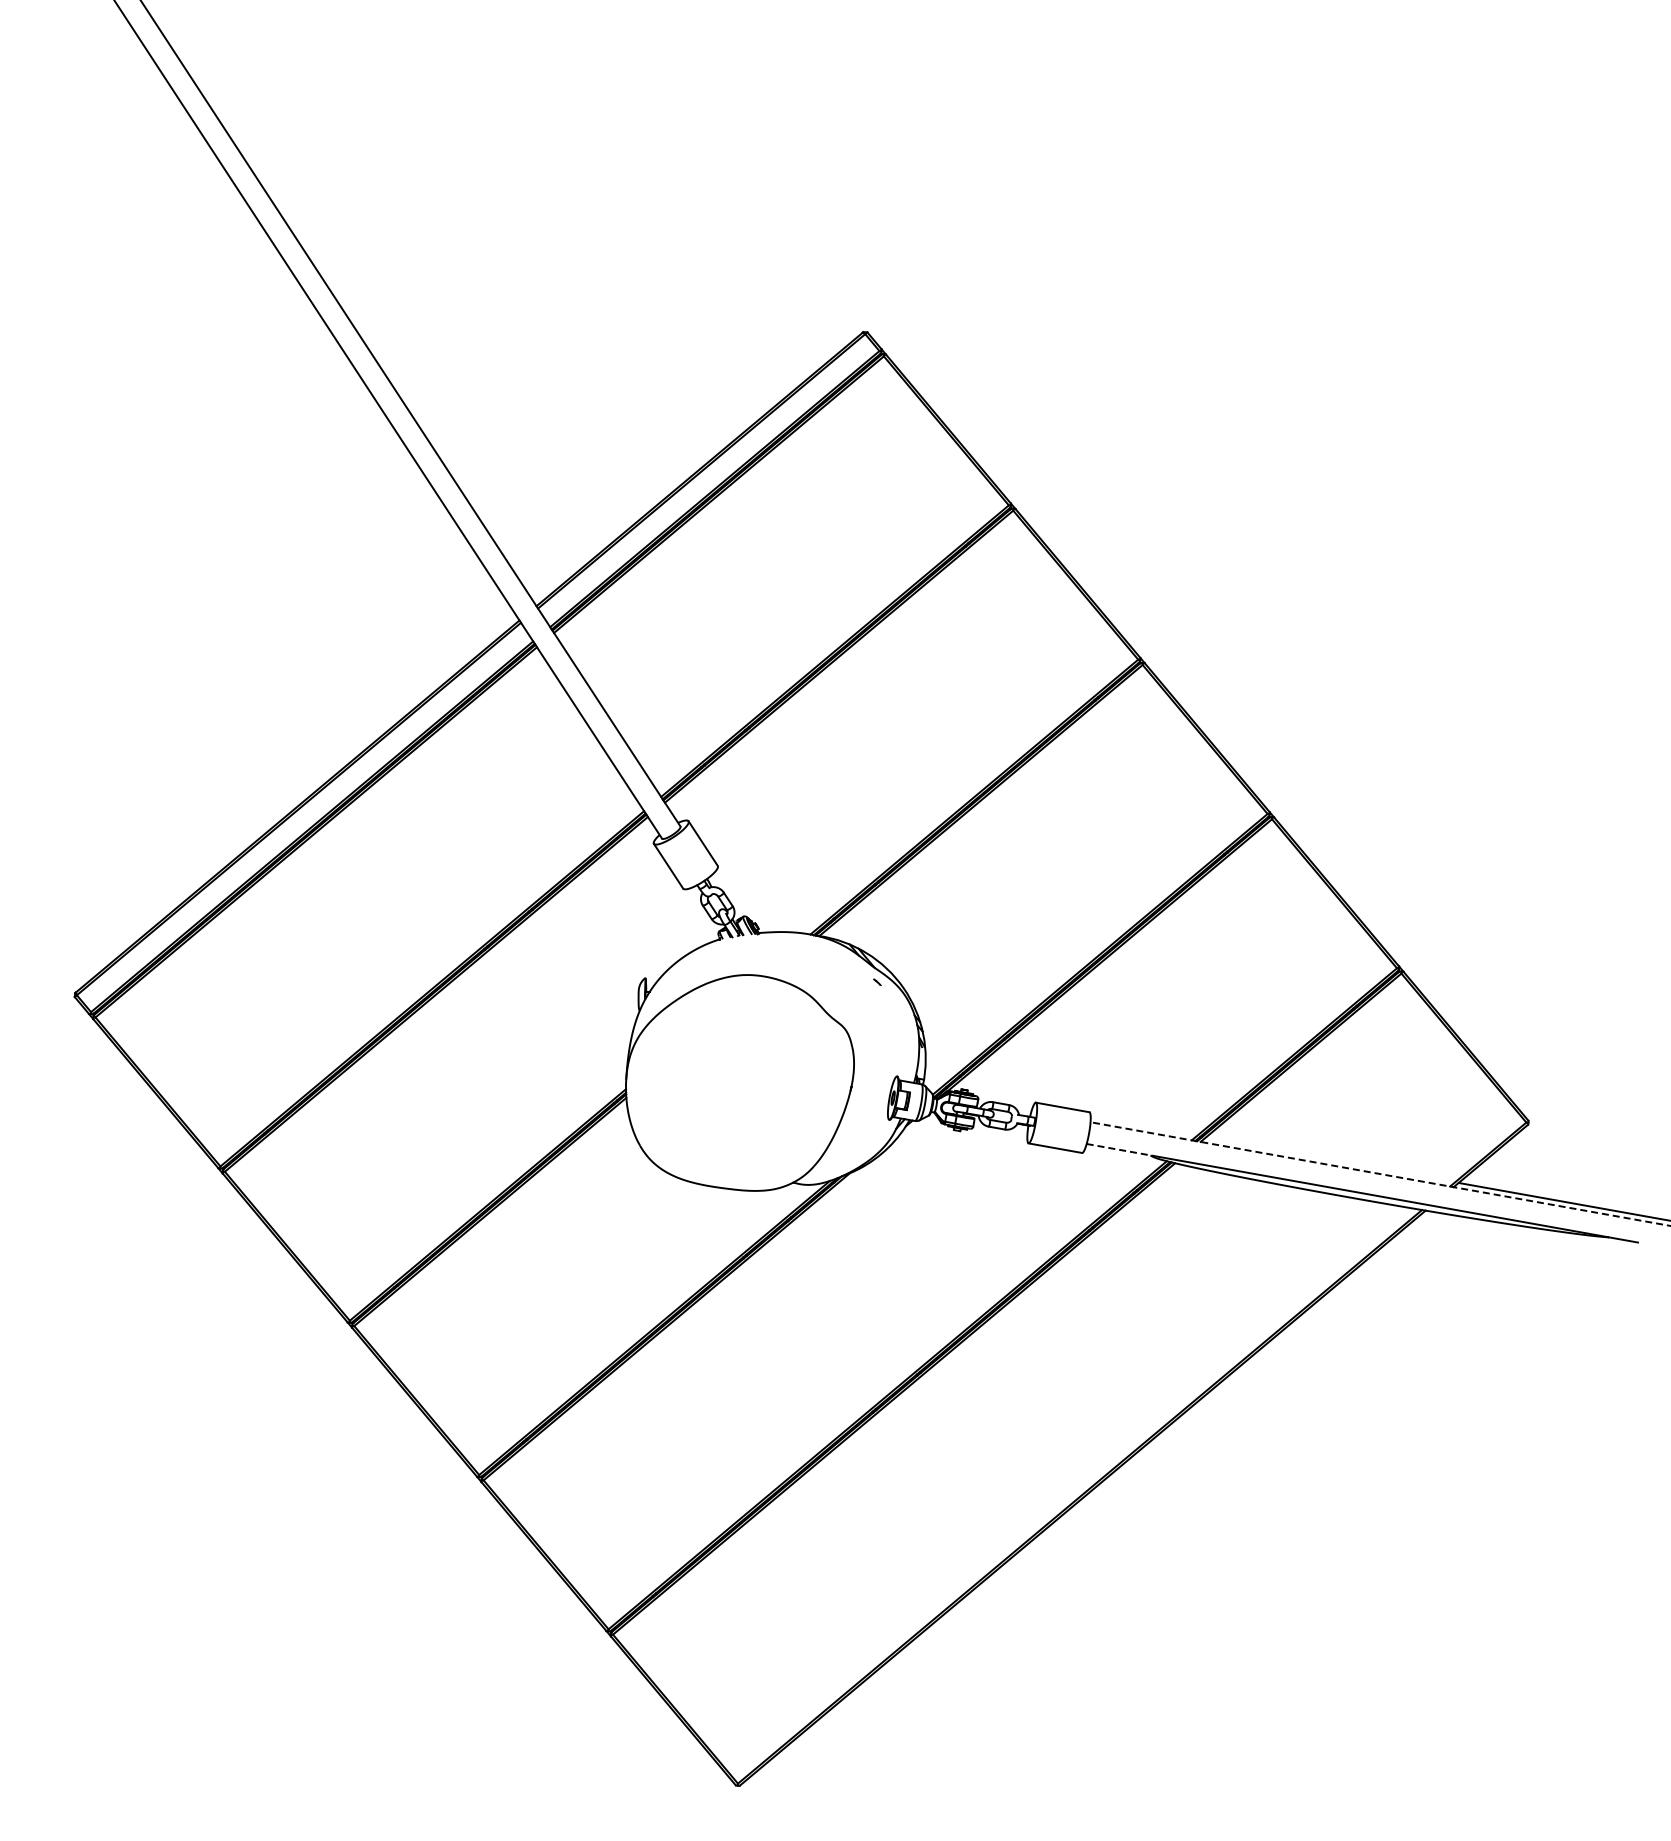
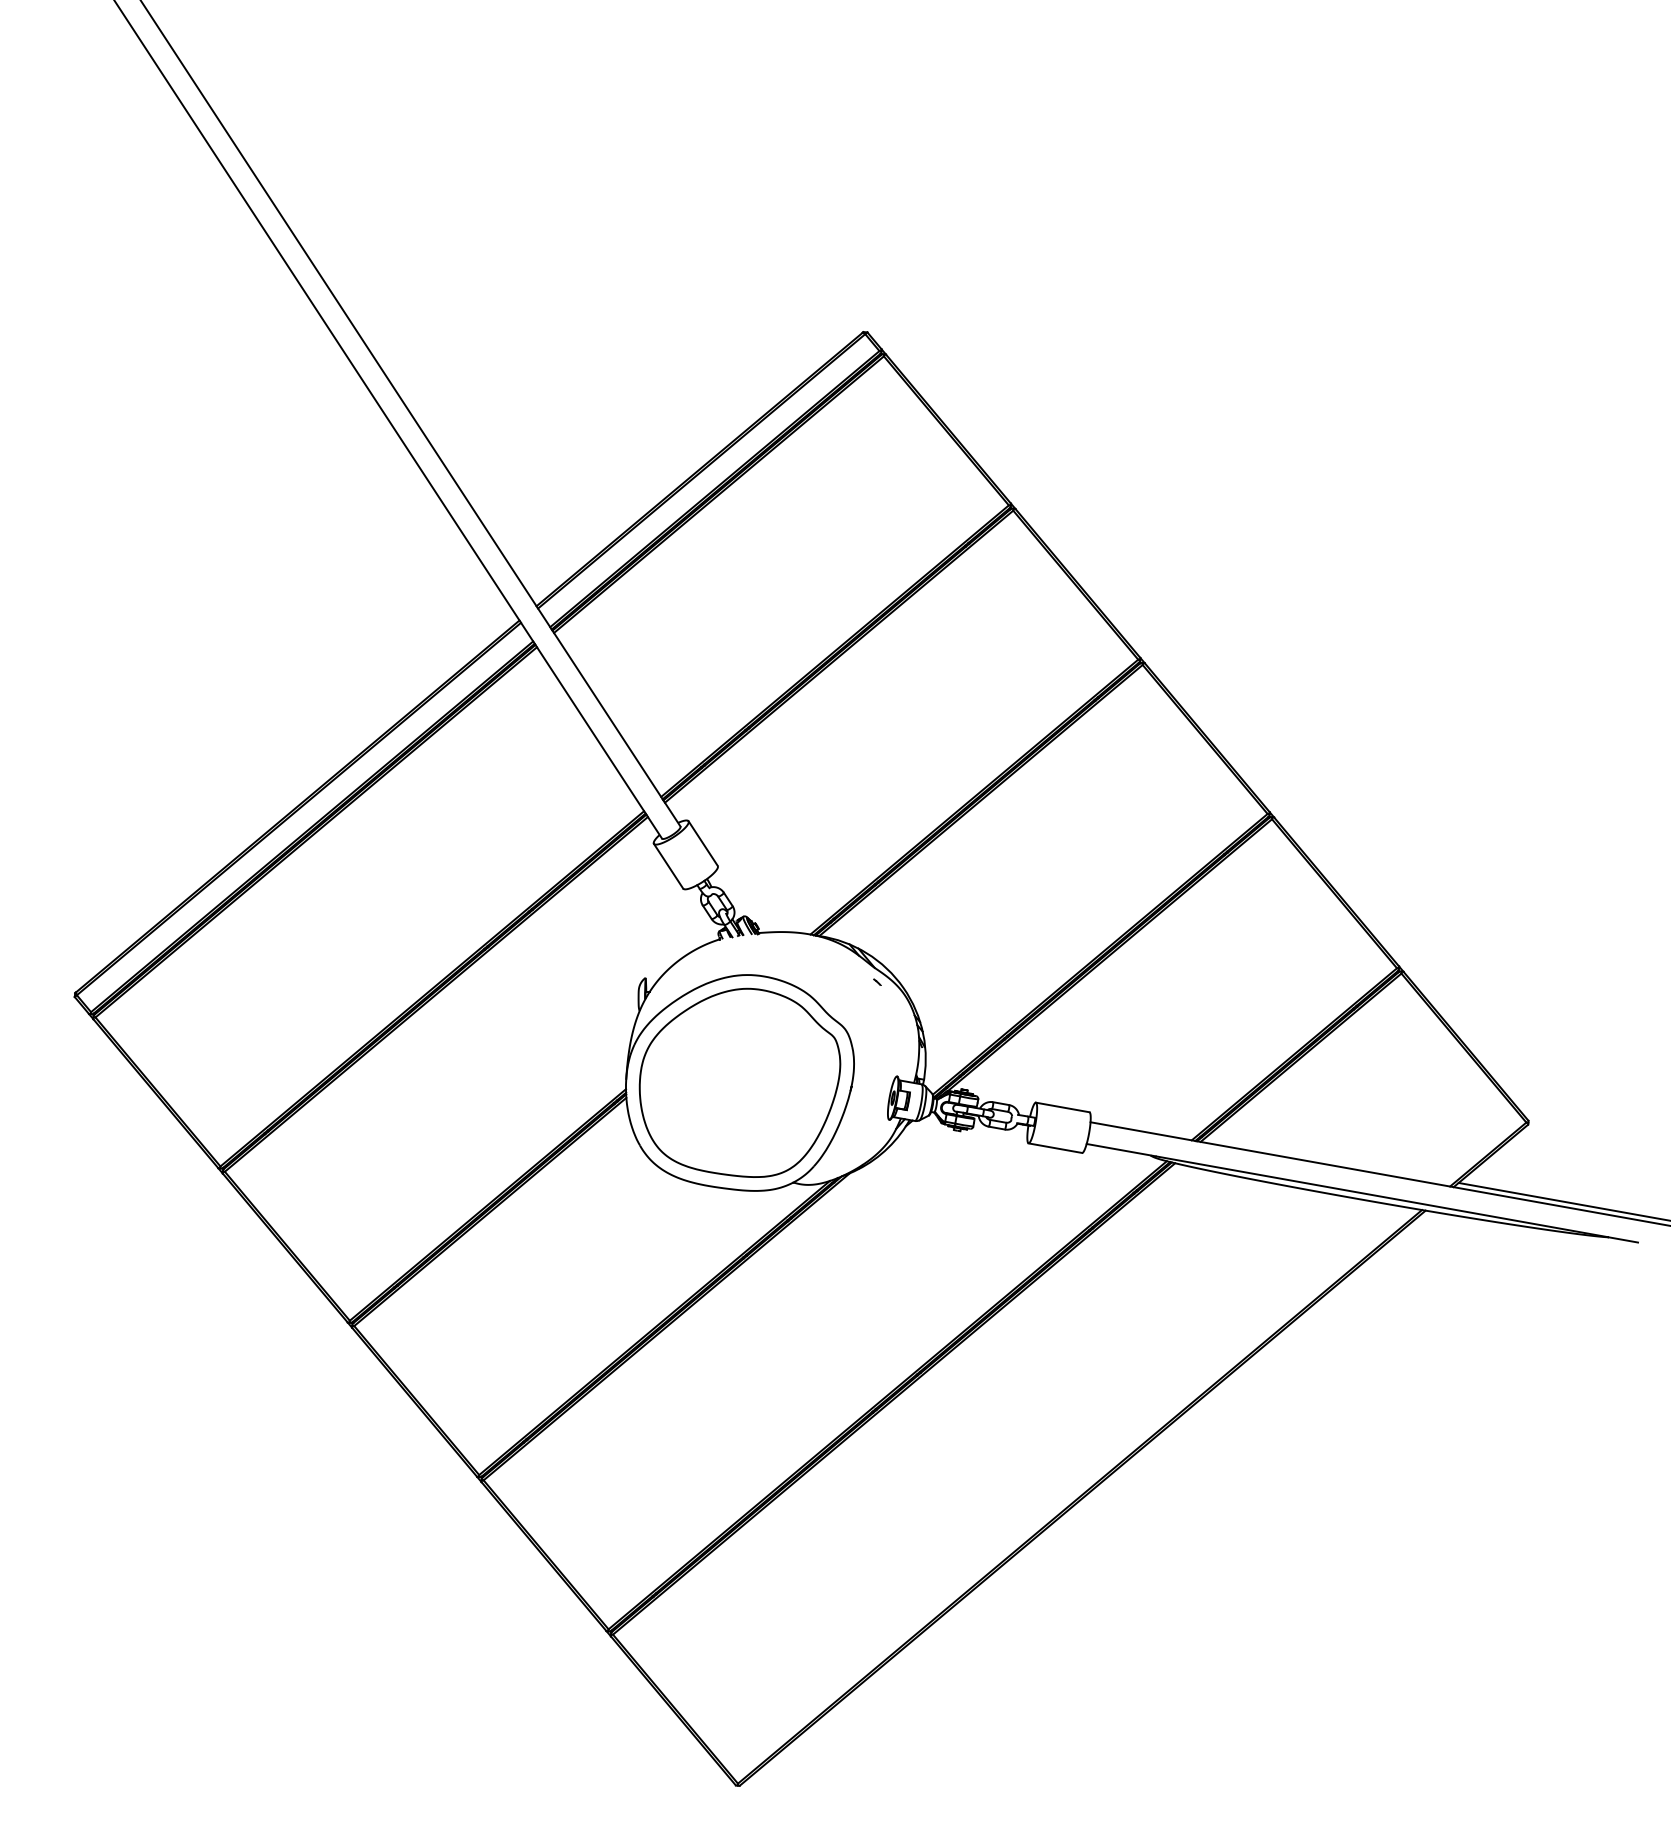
part: none -> present (739, 1082)
line: dashed -> solid (1121, 1150)
line: dashed -> solid (1379, 1173)
